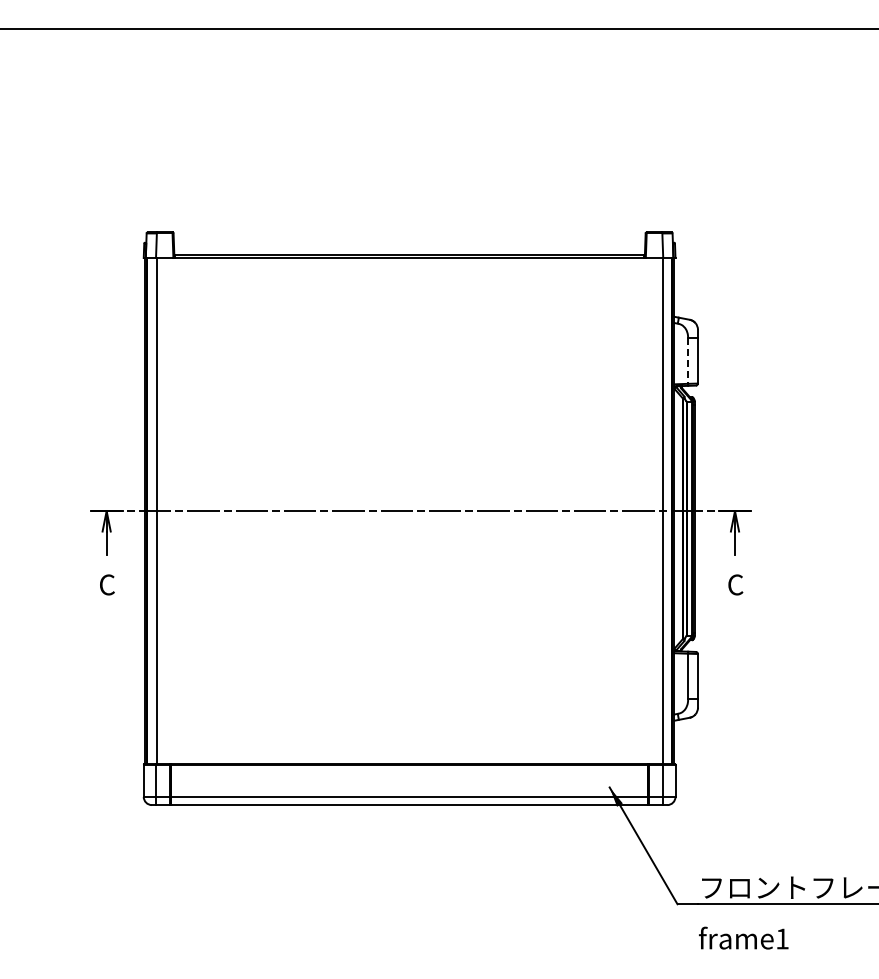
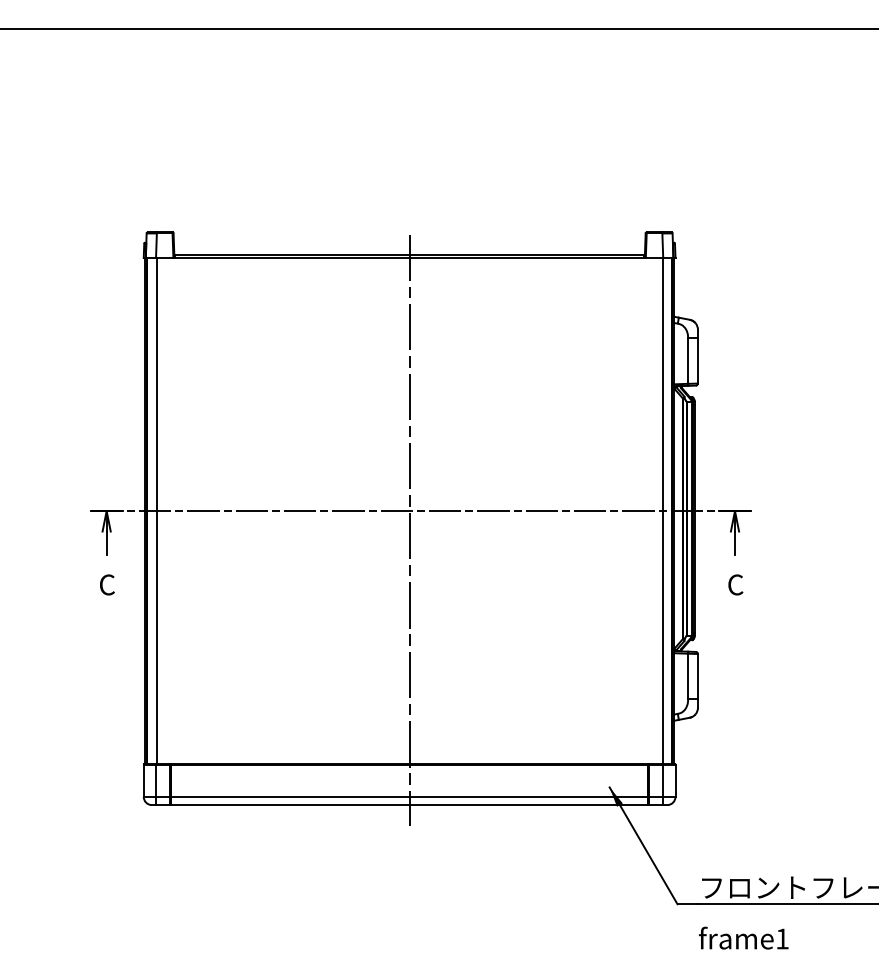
line: dashed -> solid (688, 361)
line: none -> present (409, 529)
